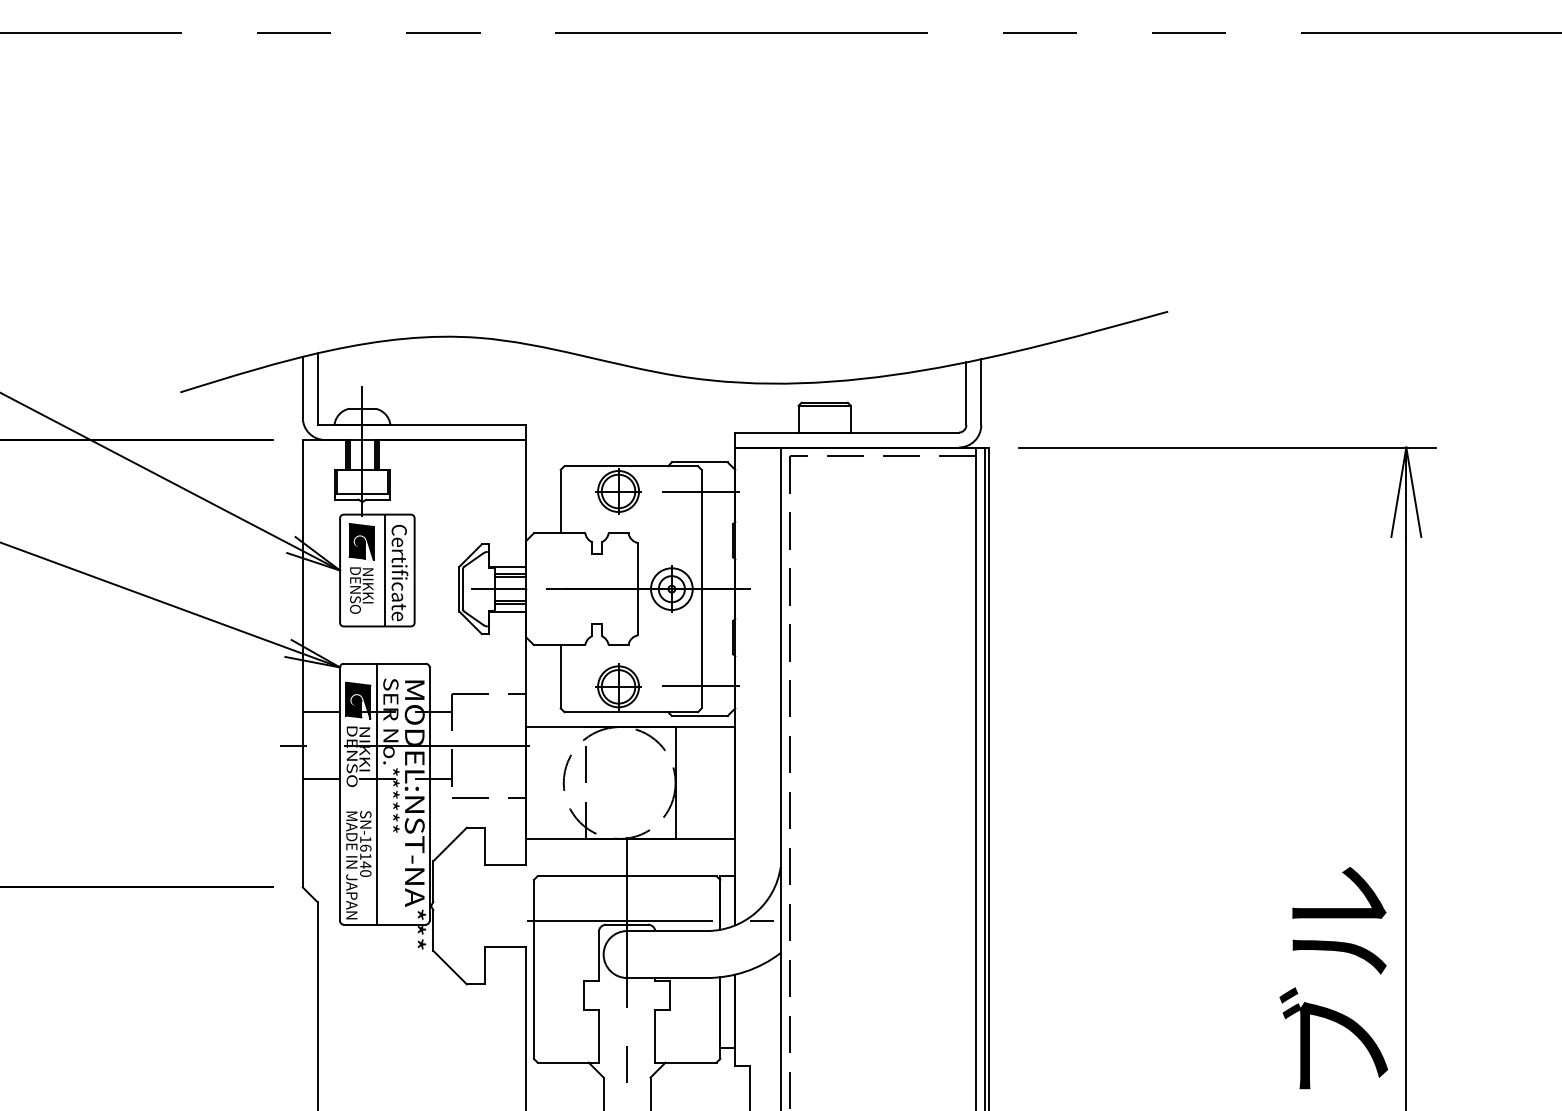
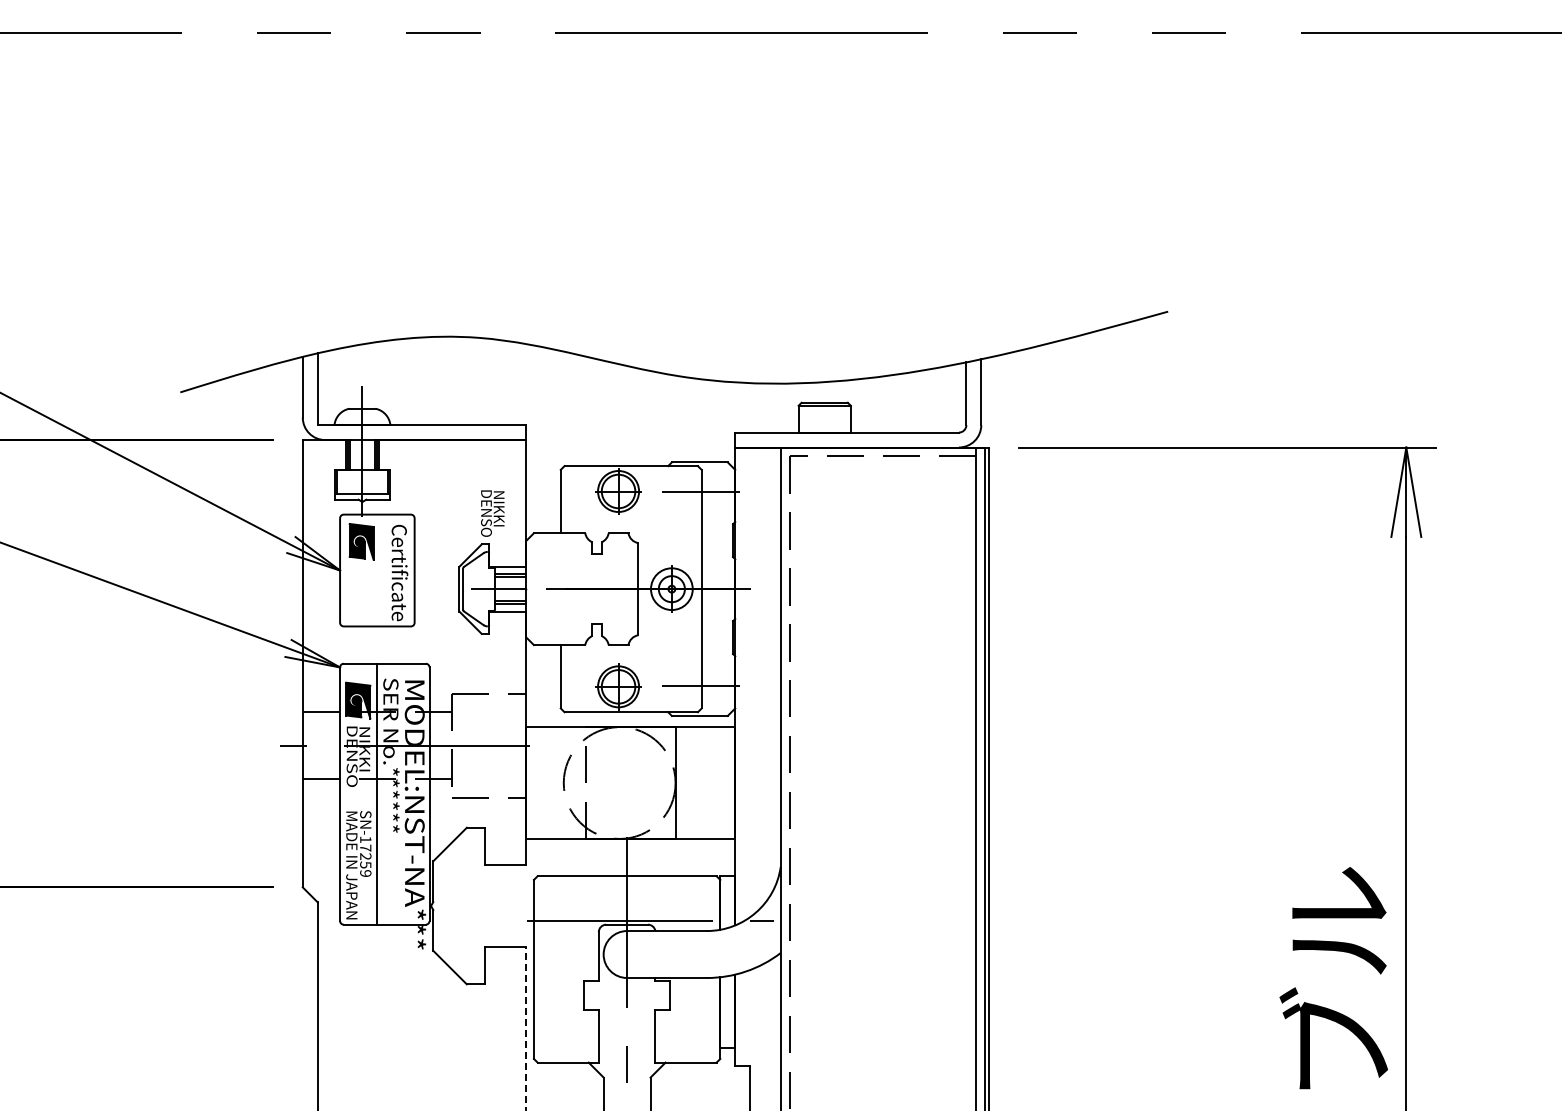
line: present -> none (384, 570)
text position: (361, 590) -> (492, 513) (492, 513)
text: SN-16140 -> SN-17259 (365, 860)
line: solid -> dashed (526, 1028)
